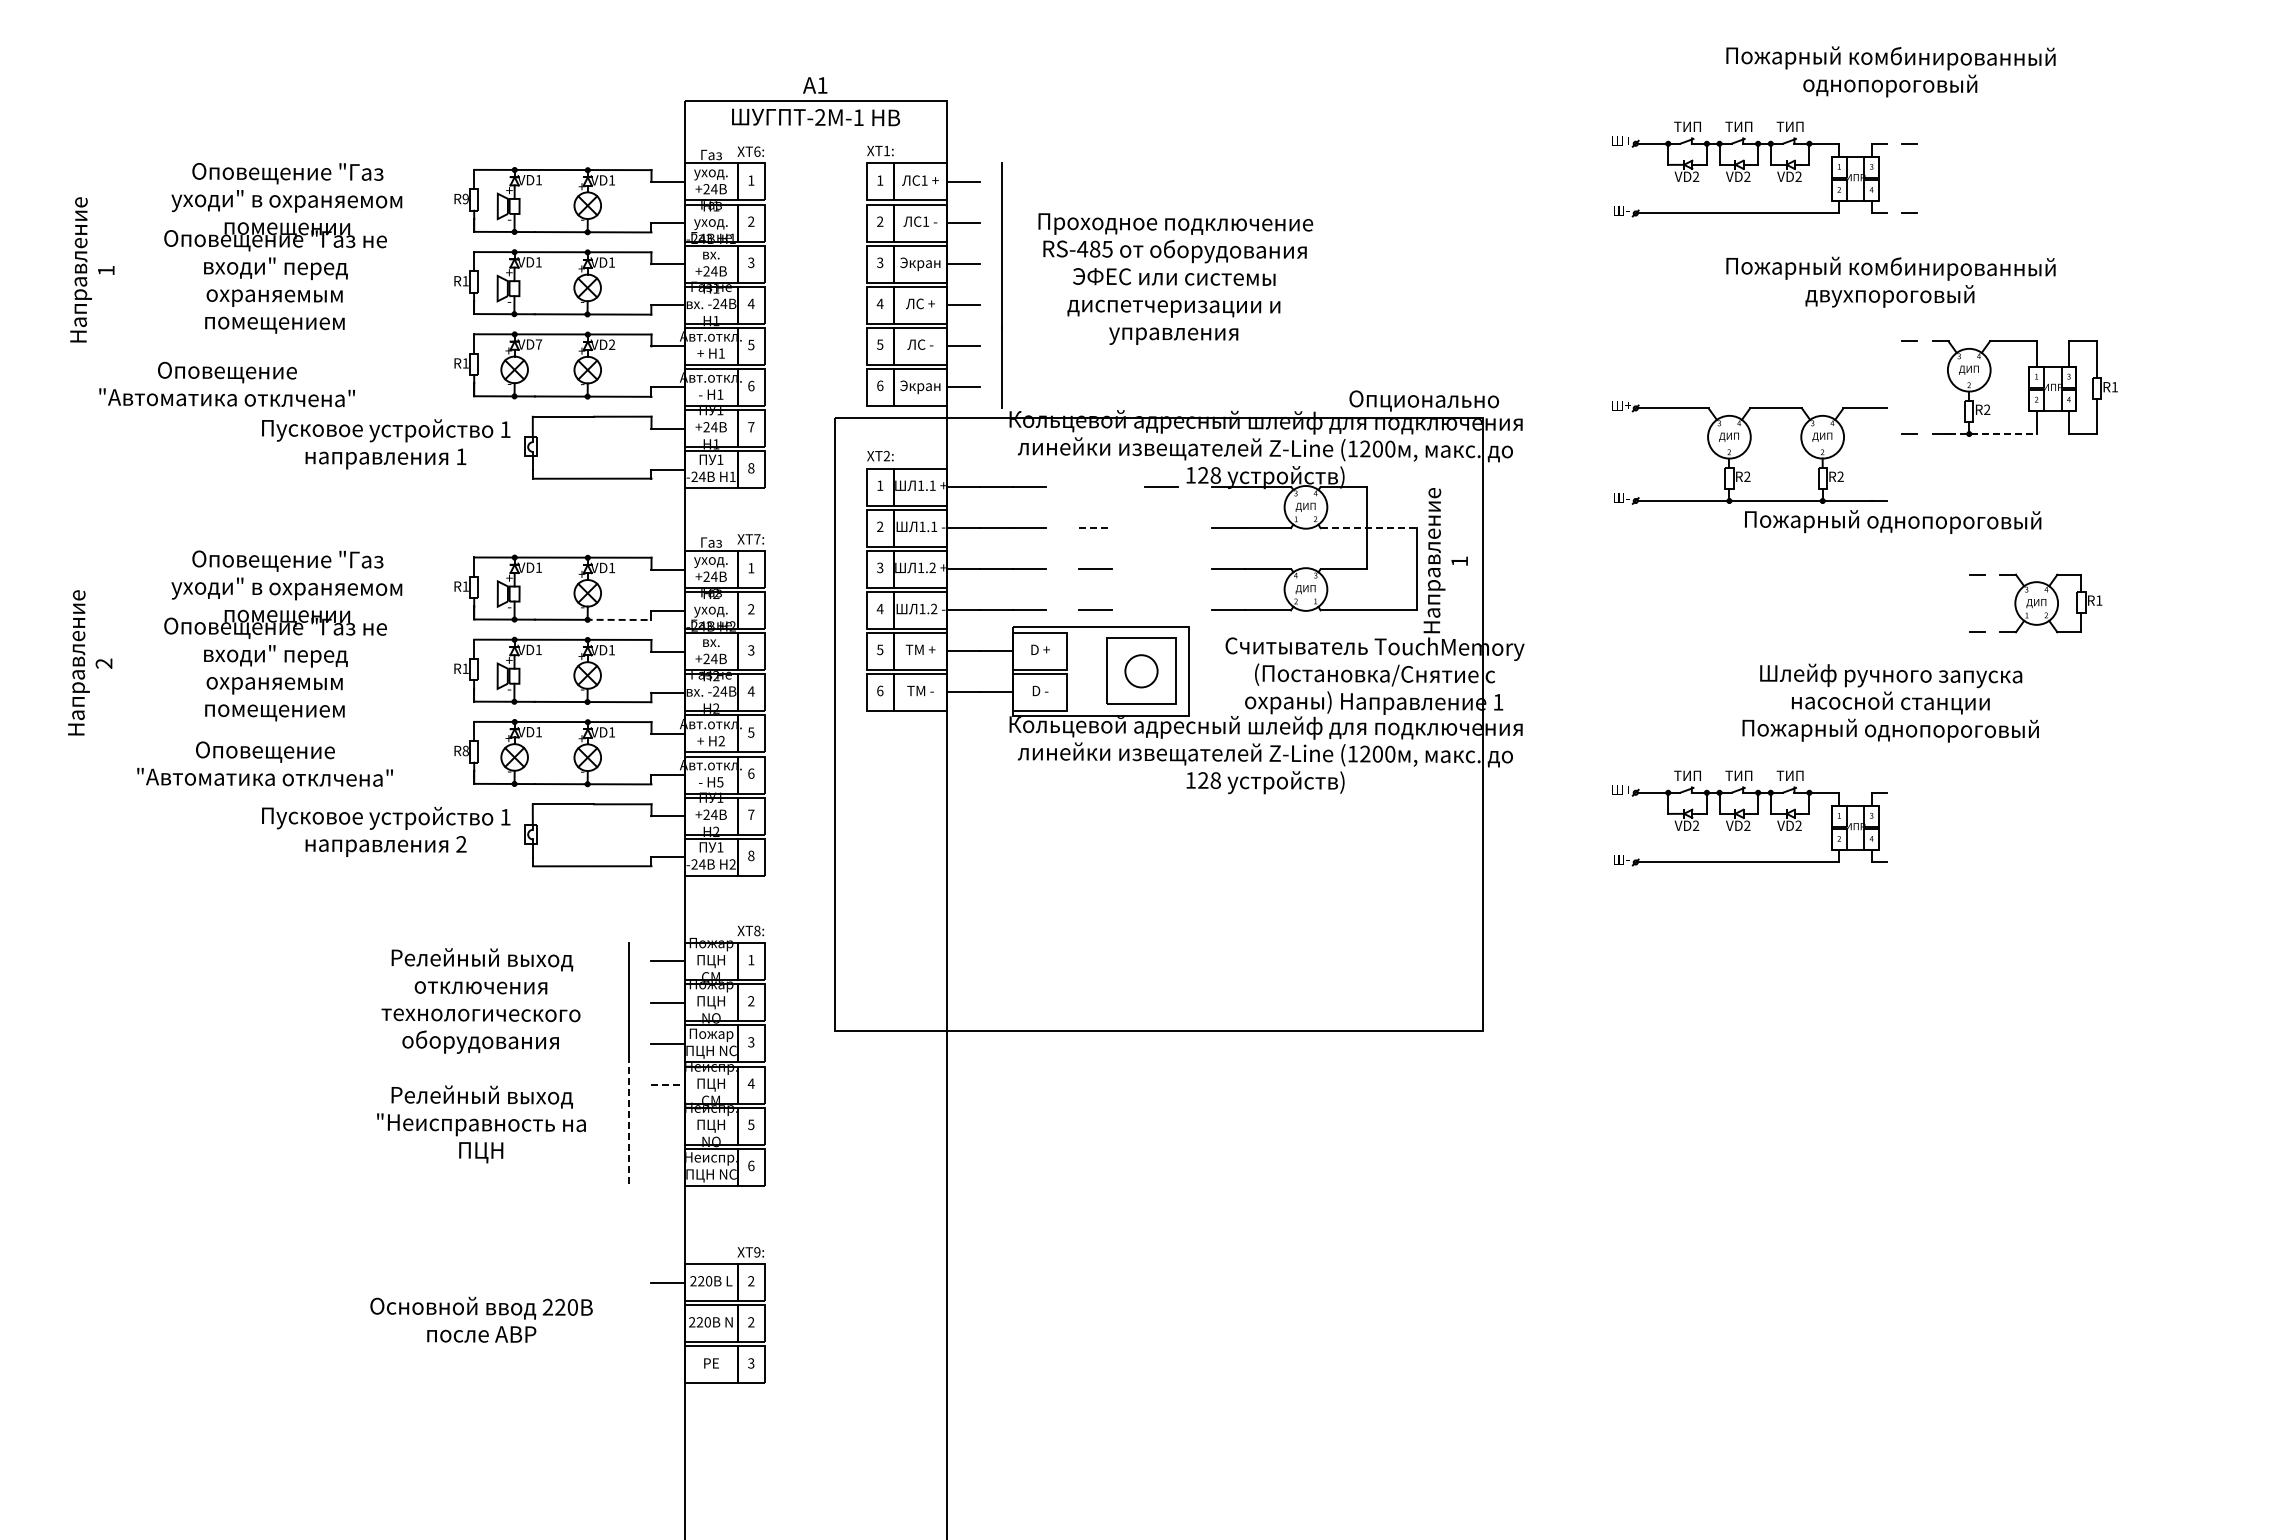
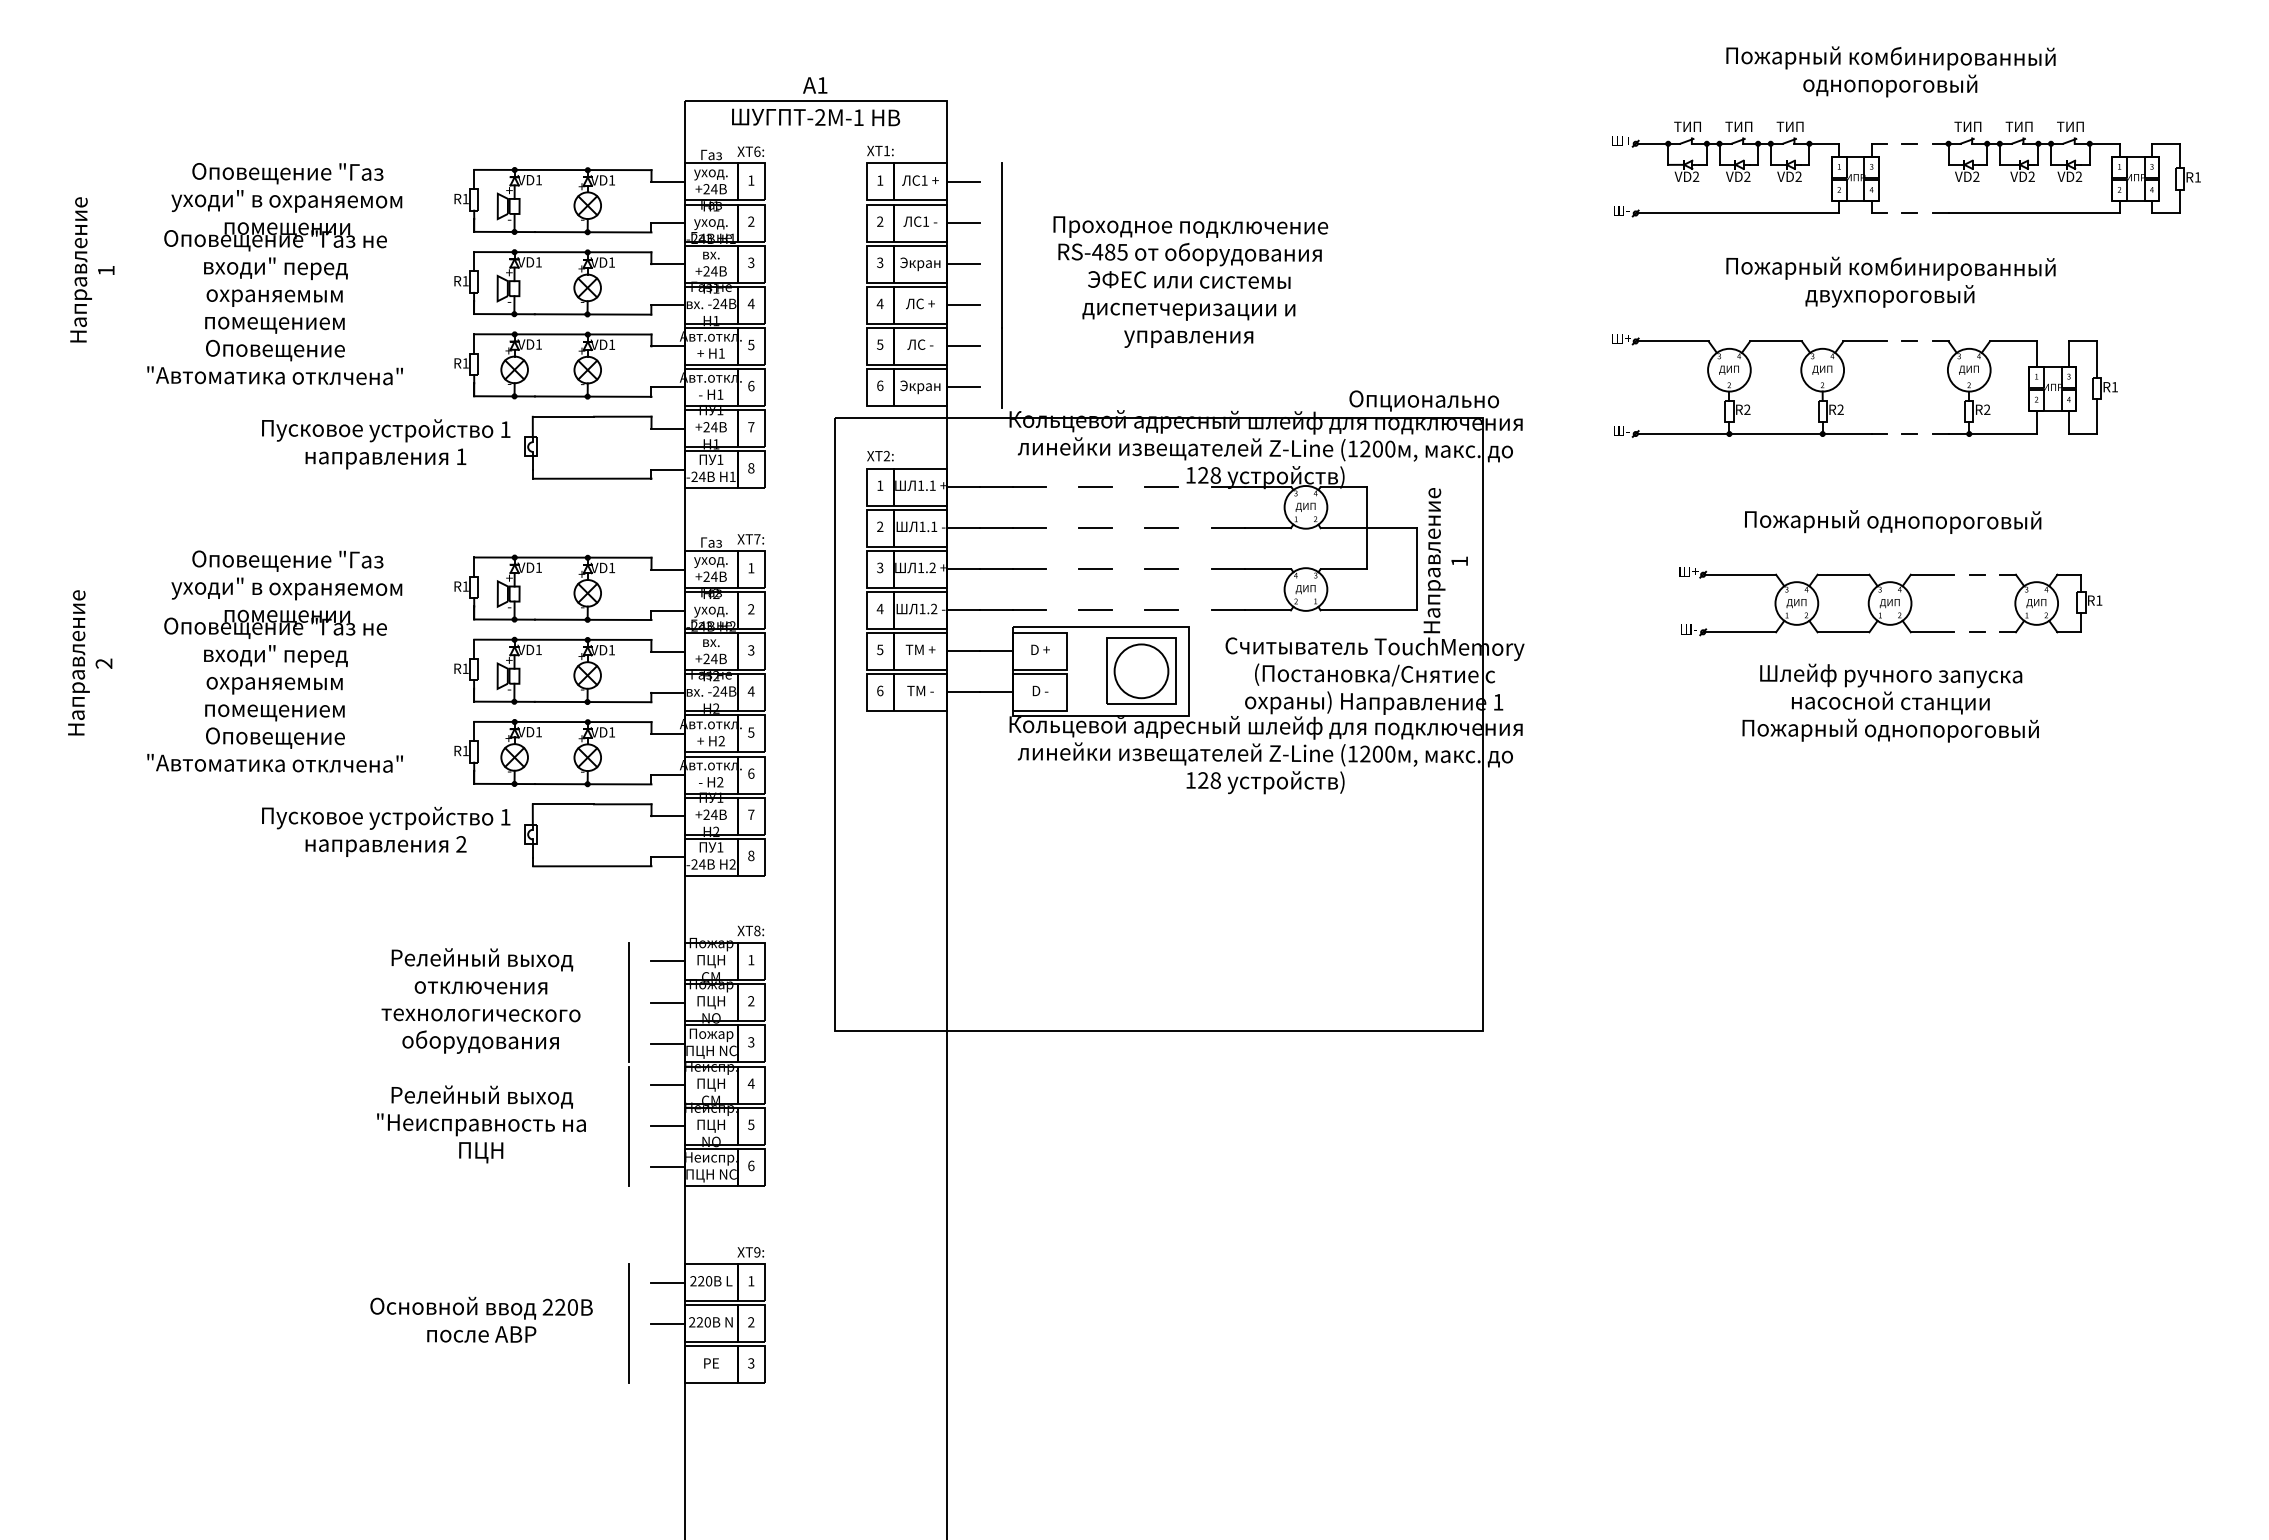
part: none -> present (2066, 167)
text: R9 -> R1 (465, 198)
text position: (1175, 278) -> (1190, 281) (1190, 281)
text: VD7 -> VD1 (539, 344)
text: VD2 -> VD1 (611, 344)
text position: (226, 384) -> (274, 362) (274, 362)
line: dashed -> solid (1993, 434)
part position: (1749, 452) -> (1749, 385) (1749, 385)
line: none -> present (1095, 487)
line: dashed -> solid (1095, 528)
line: none -> present (1161, 528)
line: dashed -> solid (1369, 528)
line: none -> present (1161, 569)
part: none -> present (1816, 601)
line: none -> present (1161, 610)
line: dashed -> solid (618, 619)
circle diameter: 32 px -> 54 px (1141, 671)
text: R8 -> R1 (465, 750)
text position: (264, 763) -> (274, 749) (274, 749)
text: 5 -> 2 (720, 782)
part: present -> none (1749, 818)
line: dashed -> solid (668, 1085)
line: dashed -> solid (628, 1126)
line: none -> present (667, 1126)
line: none -> present (667, 1167)
text: 2 -> 1 (751, 1281)
line: none -> present (628, 1323)
line: none -> present (667, 1323)
